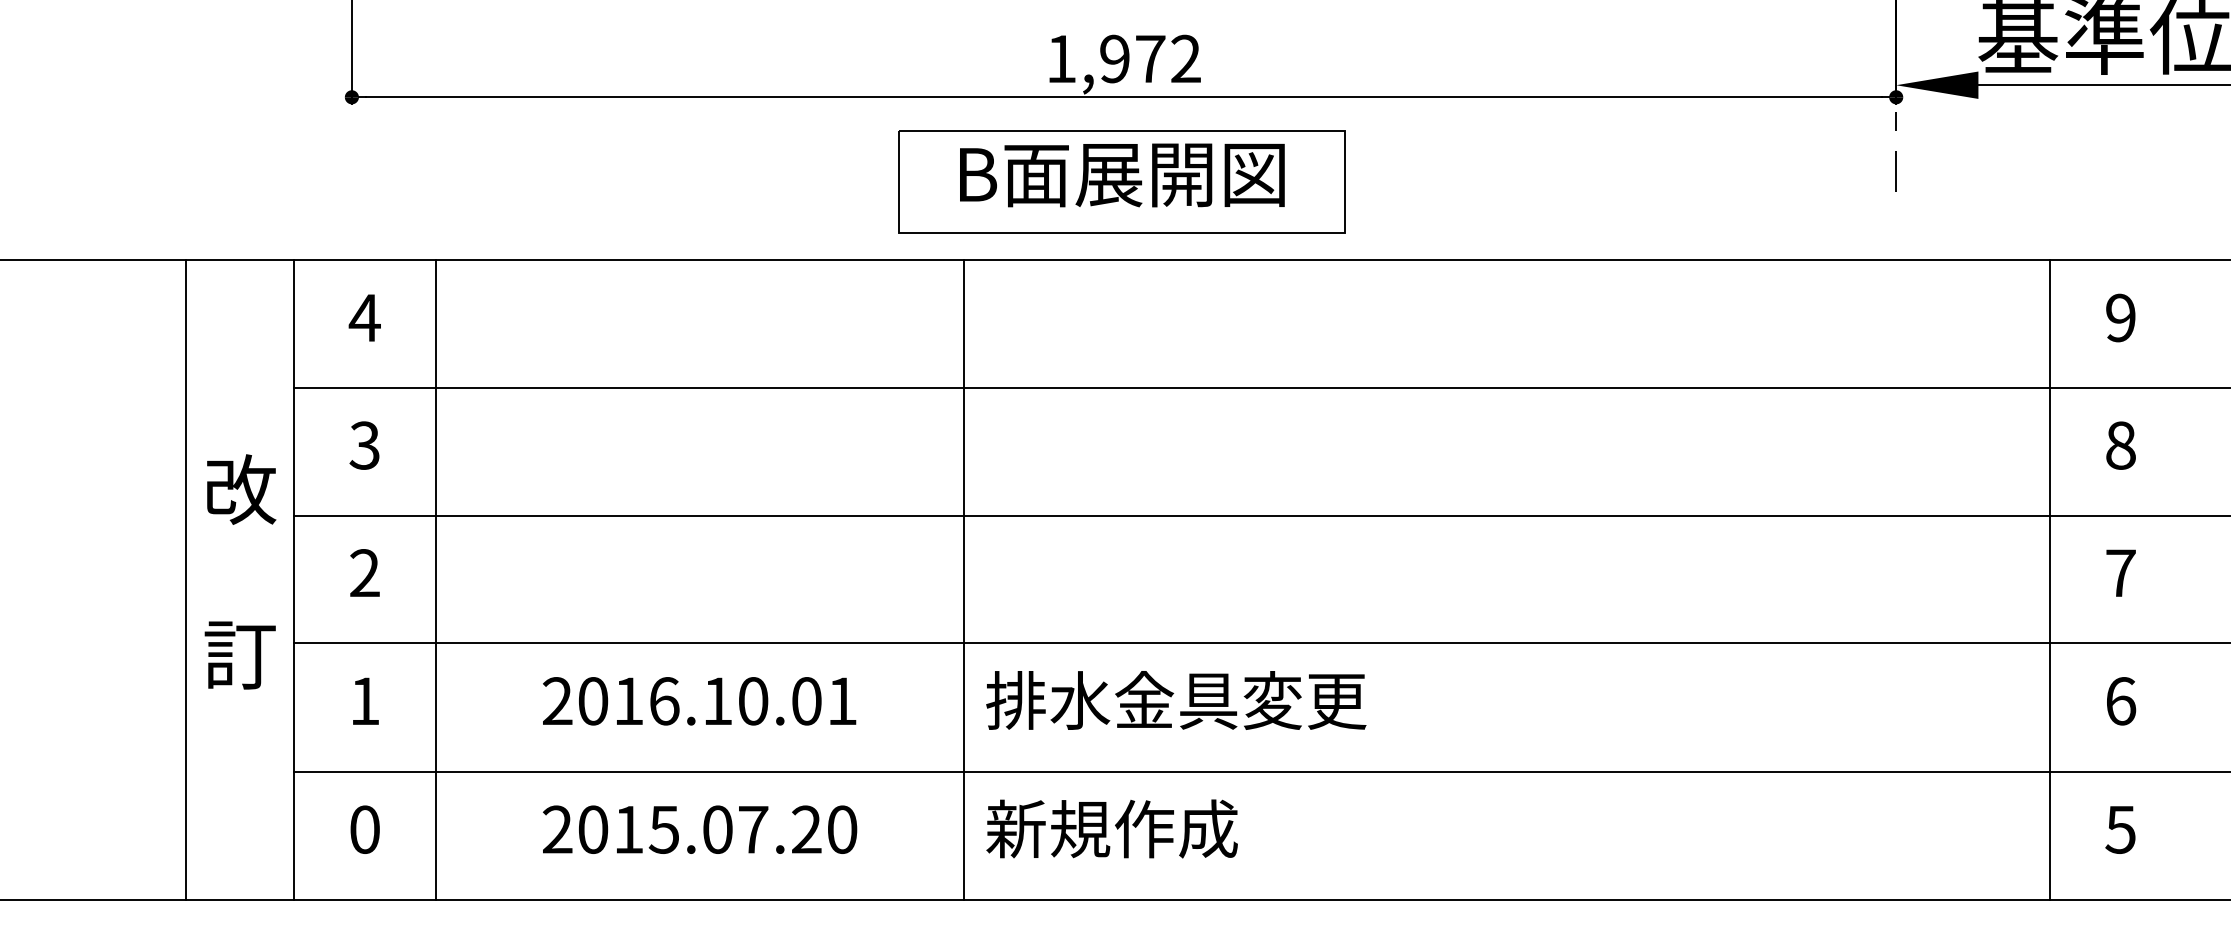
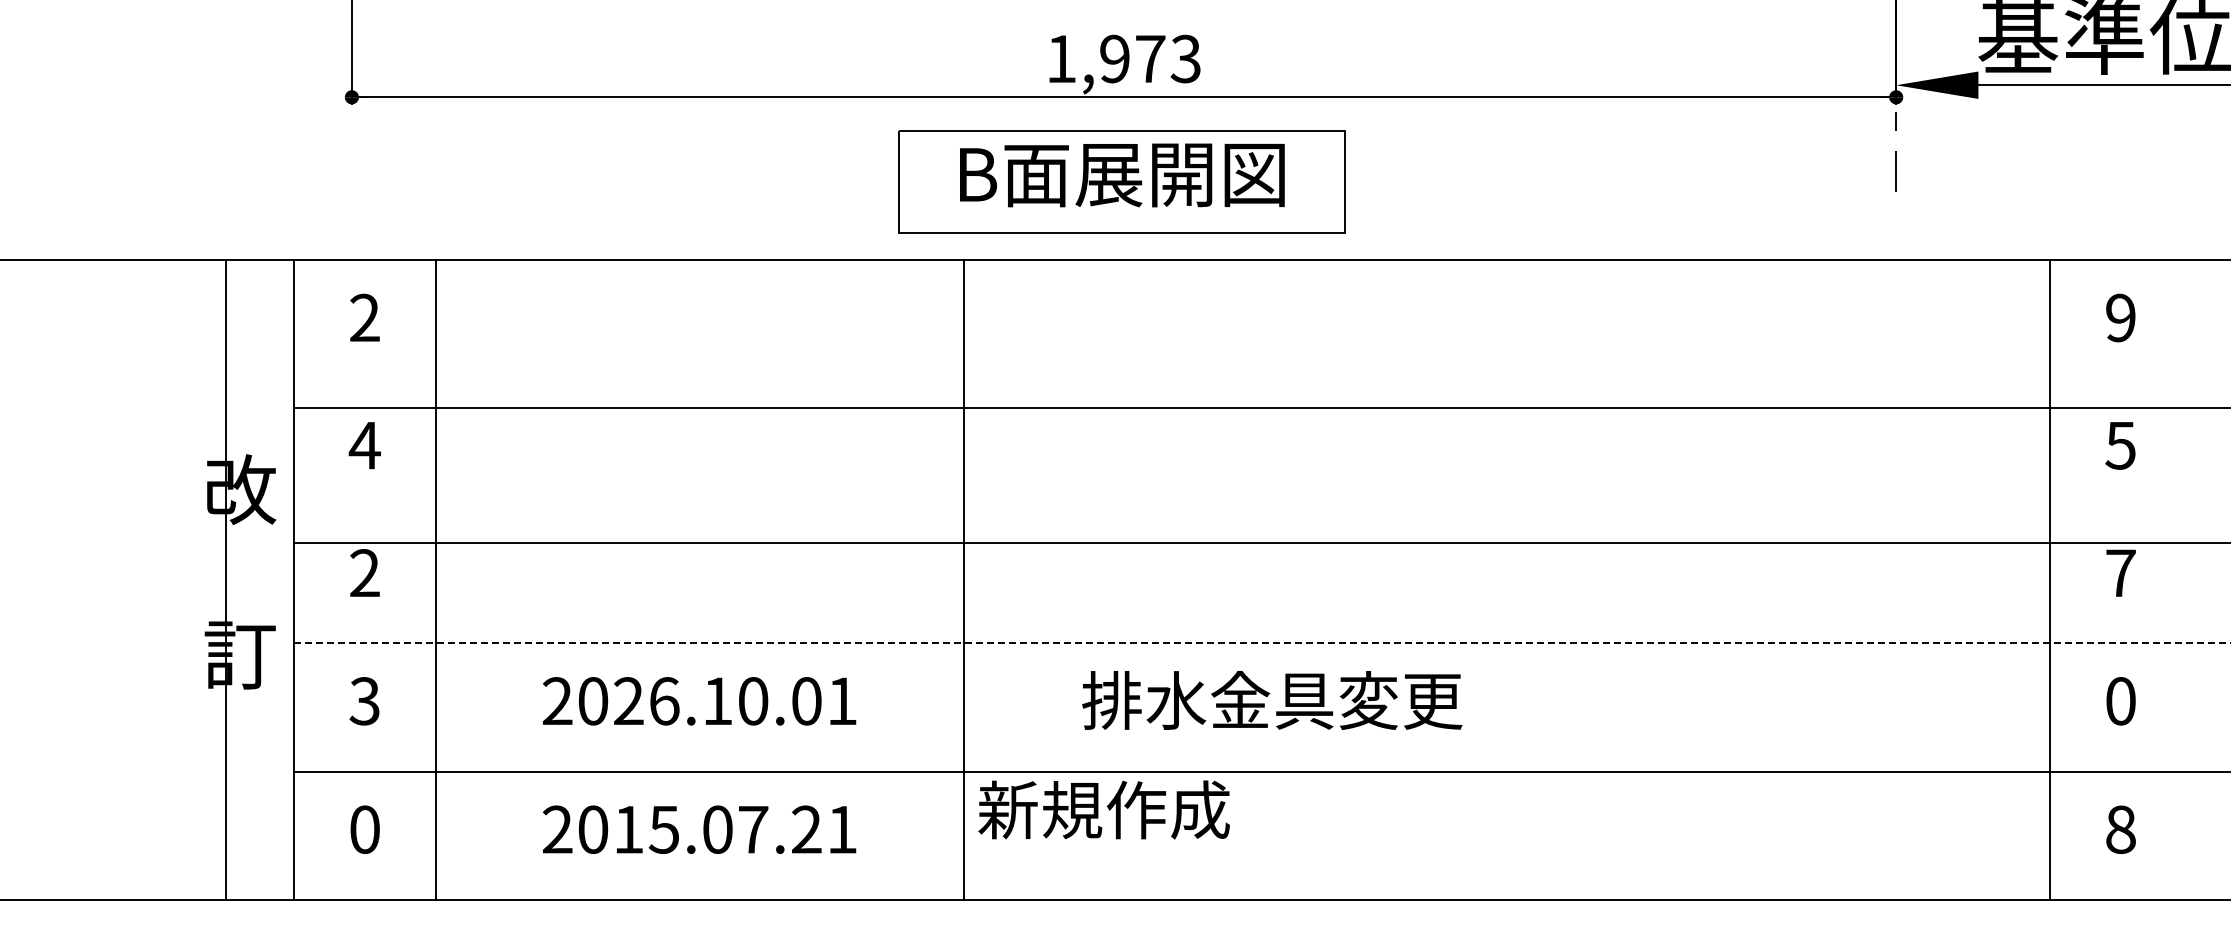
text: 1,972 -> 1,973 (1185, 59)
text: 4 -> 2 (364, 317)
line position: (1260, 387) -> (1260, 407) (1260, 407)
text: 3 -> 4 (364, 445)
text: 8 -> 5 (2120, 445)
line position: (1260, 515) -> (1260, 542) (1260, 542)
line position: (186, 580) -> (226, 580) (226, 580)
line: solid -> dashed (1262, 643)
text: 2016.10.01 -> 2026.10.01 (628, 700)
text position: (1176, 700) -> (1272, 700) (1272, 700)
text: 1 -> 3 (364, 701)
text: 6 -> 0 (2121, 701)
text position: (1111, 828) -> (1103, 809) (1103, 809)
text: 2015.07.20 -> 2015.07.21 (842, 829)
text: 5 -> 8 (2120, 829)
